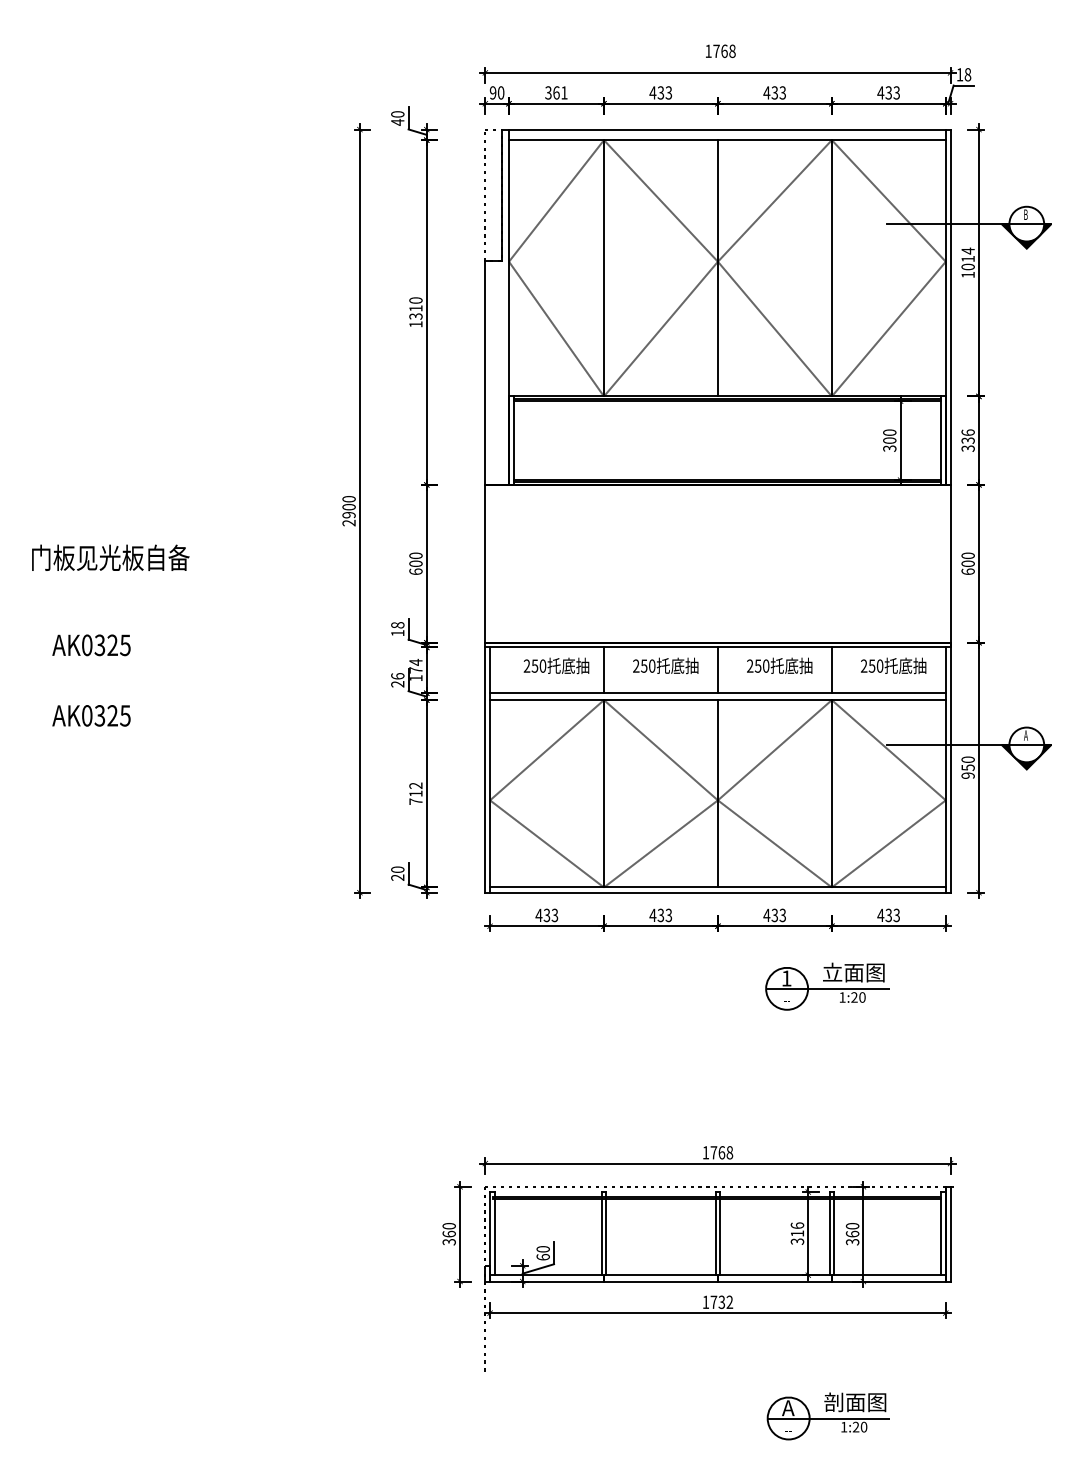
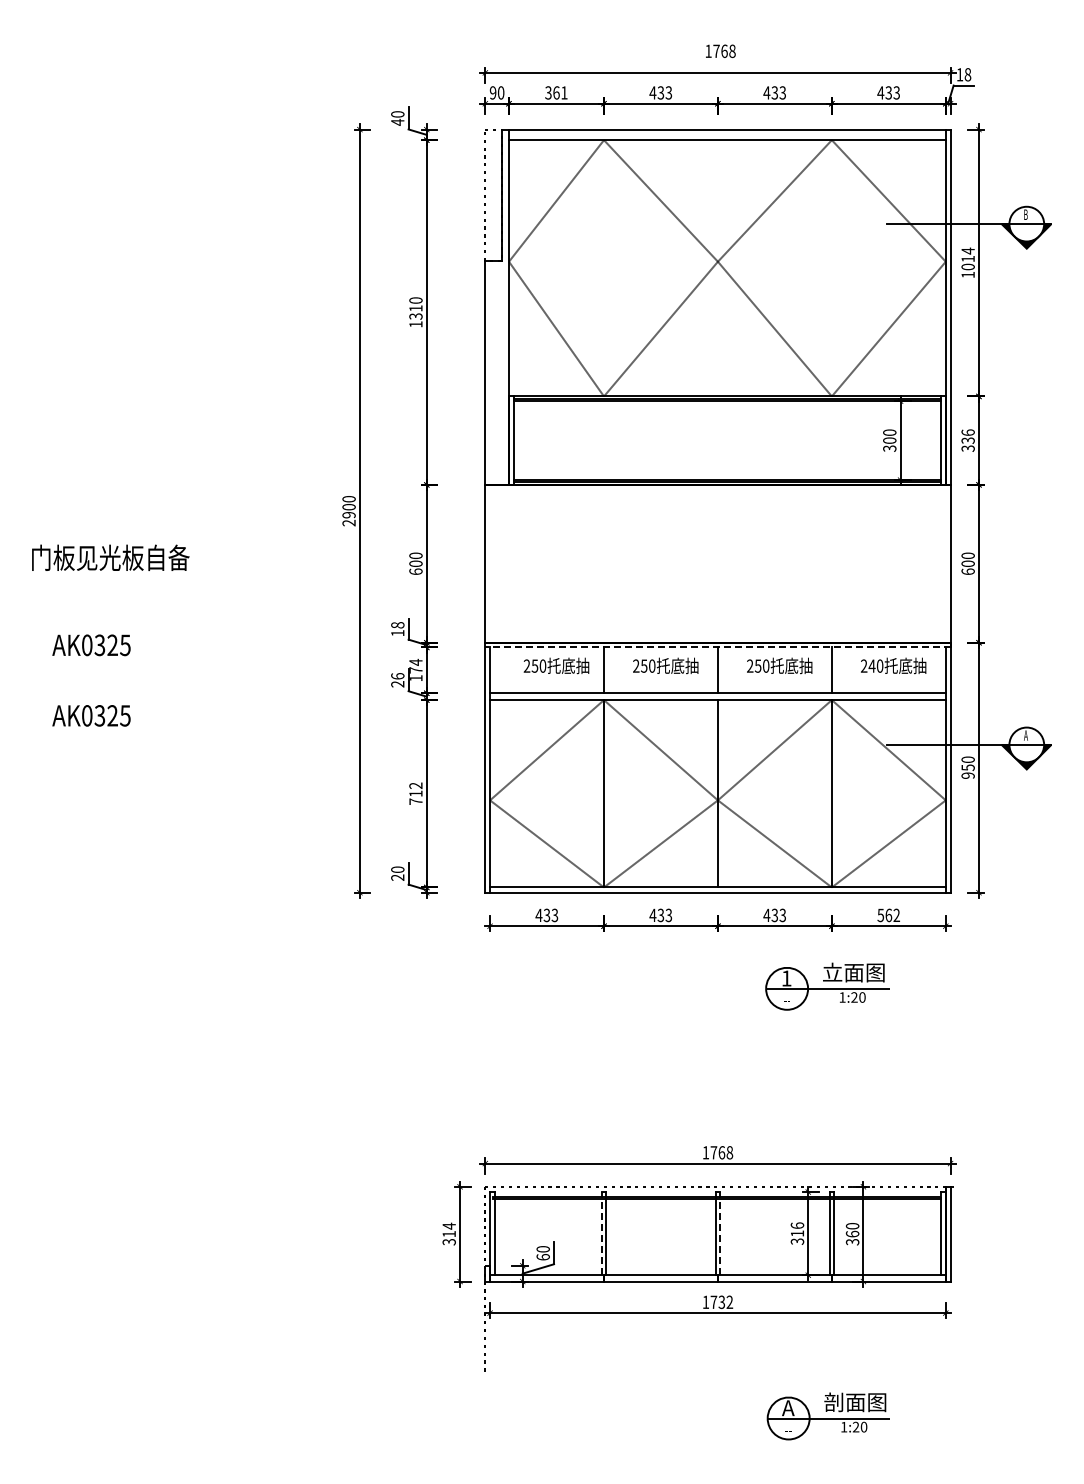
line: present -> none (604, 268)
line: present -> none (717, 268)
line: present -> none (831, 268)
line: solid -> dashed (717, 647)
text: 250 -> 240 (871, 665)
text: 433 -> 562 (888, 915)
text: 360 -> 314 (448, 1229)
line: solid -> dashed (601, 1233)
line: solid -> dashed (720, 1233)
